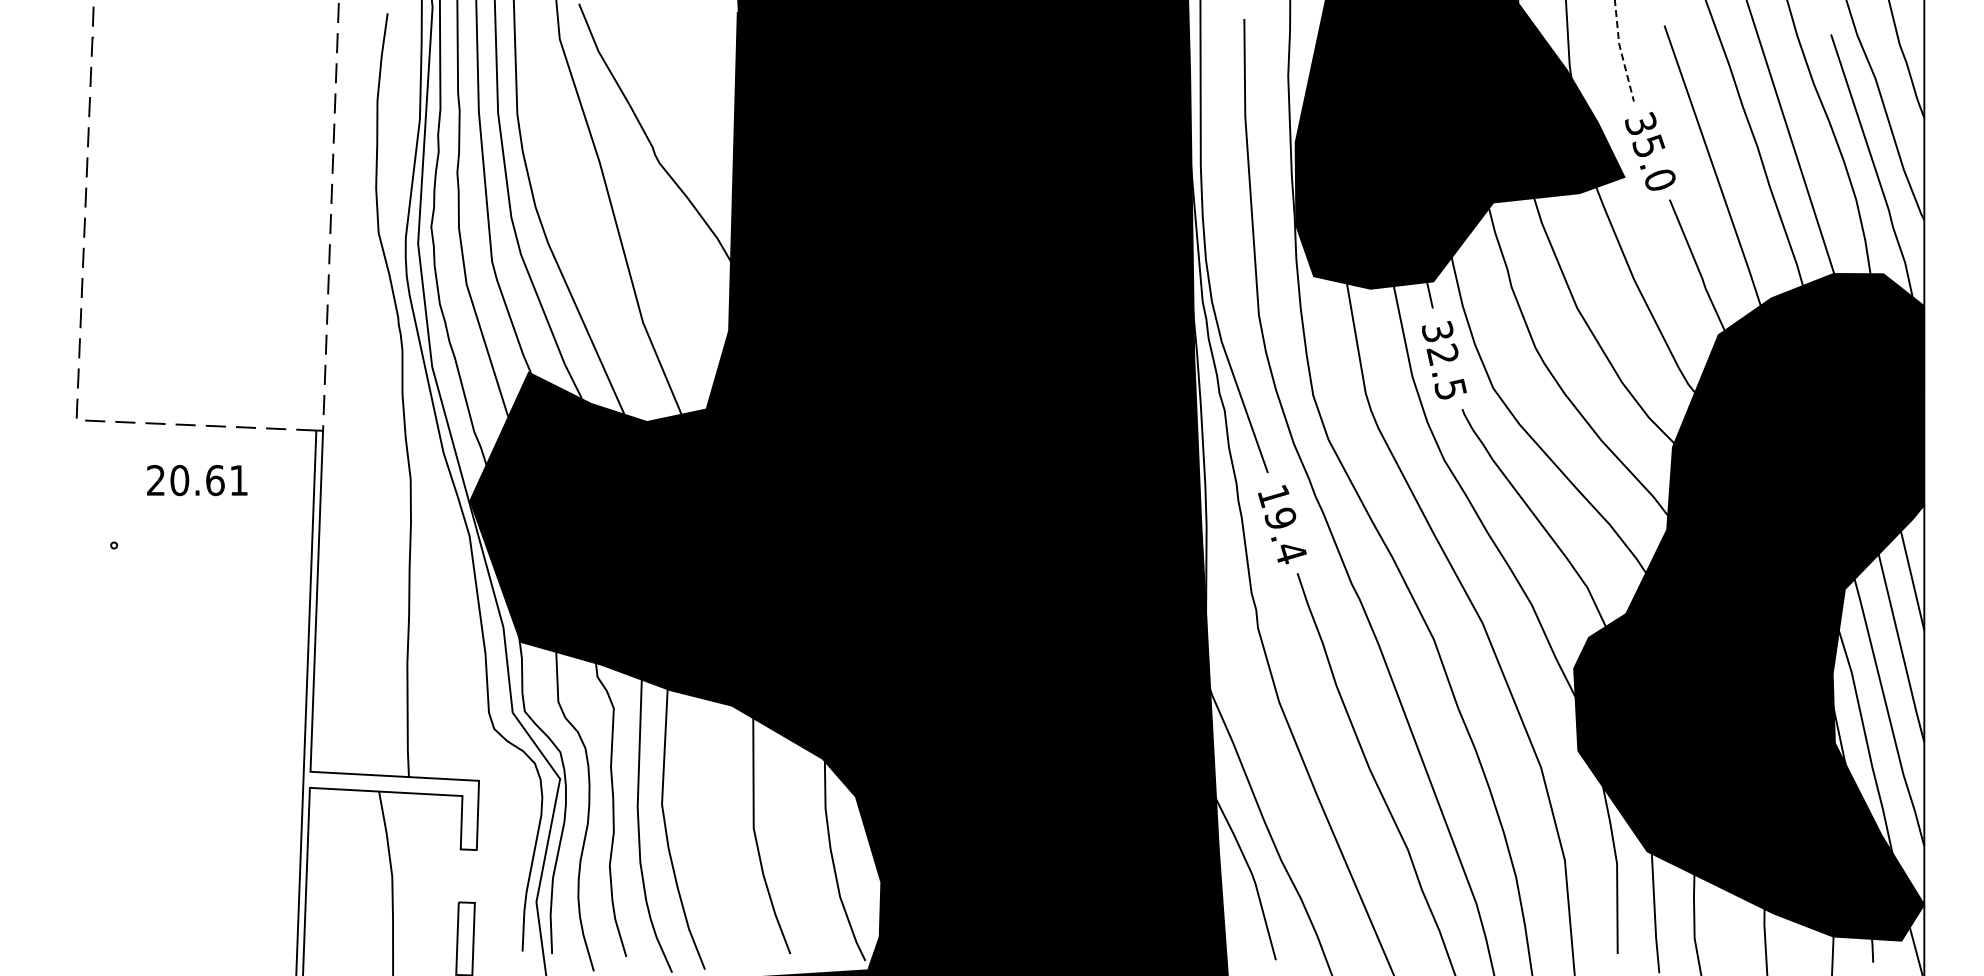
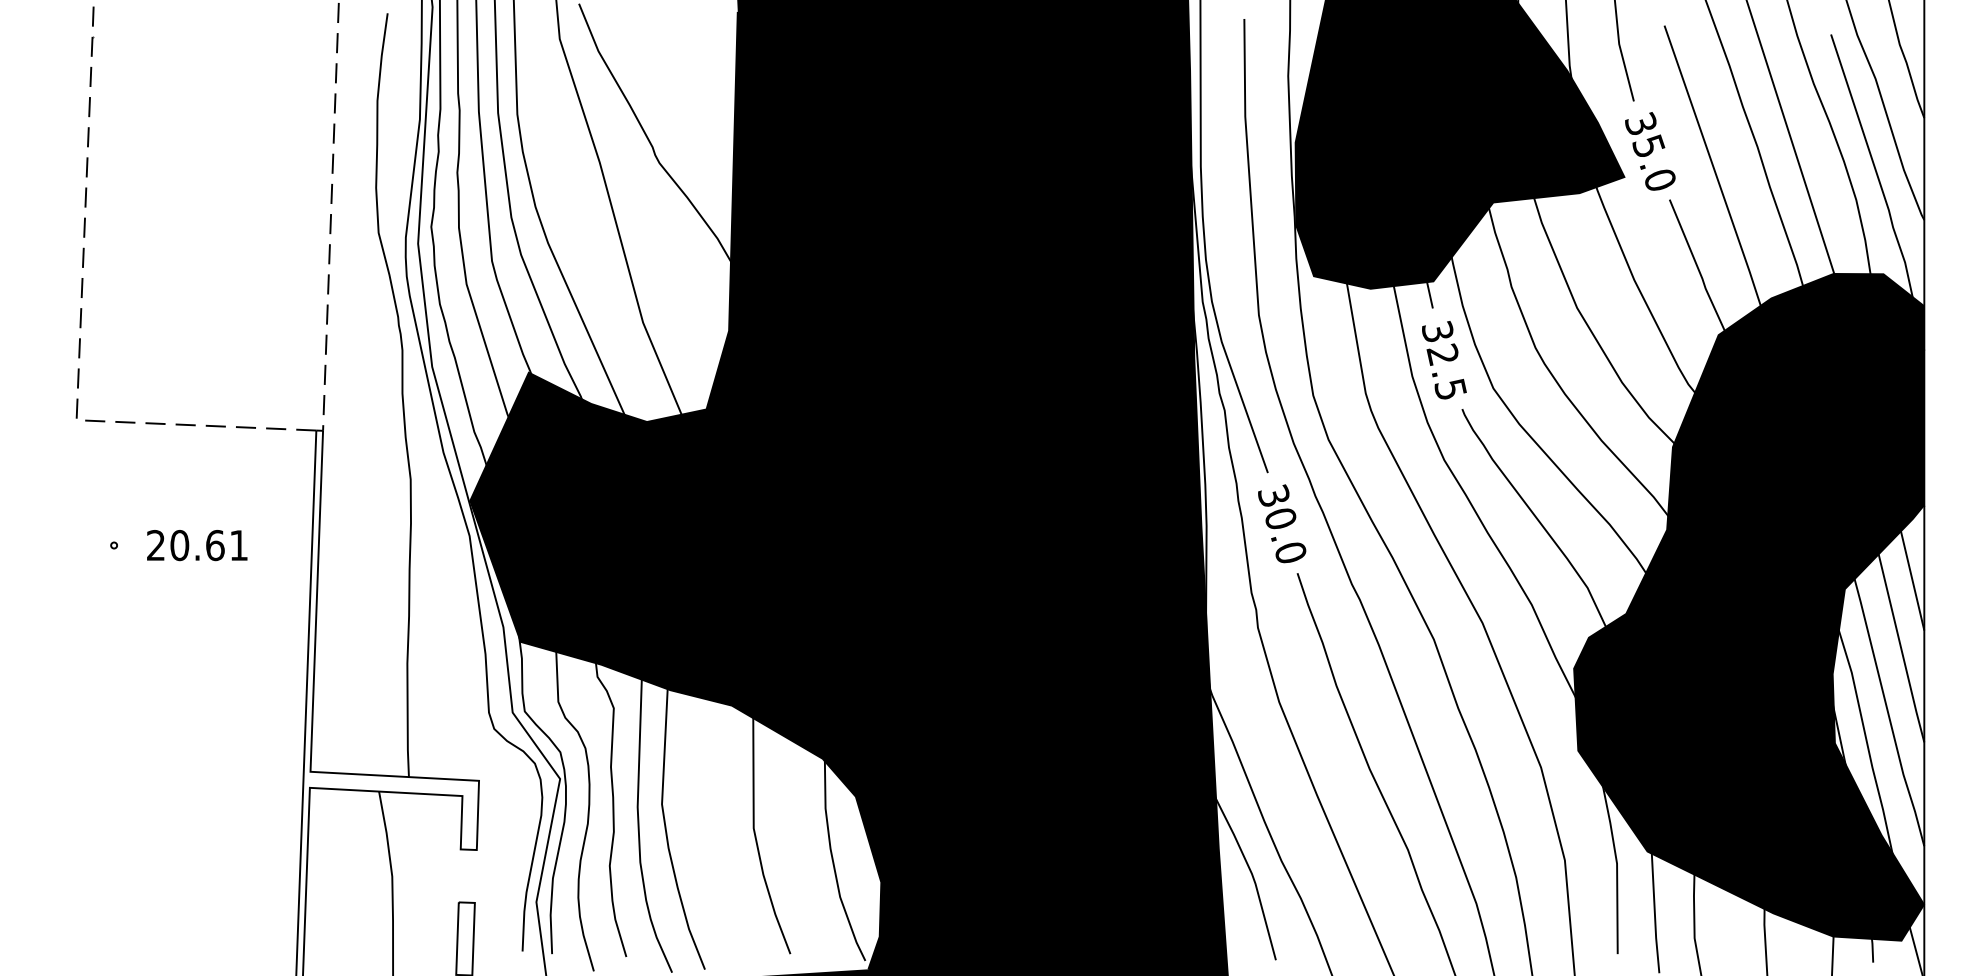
line: dashed -> solid (1620, 50)
text position: (197, 480) -> (197, 545) (197, 545)
text: 19.4 -> 30.0 (1282, 524)
